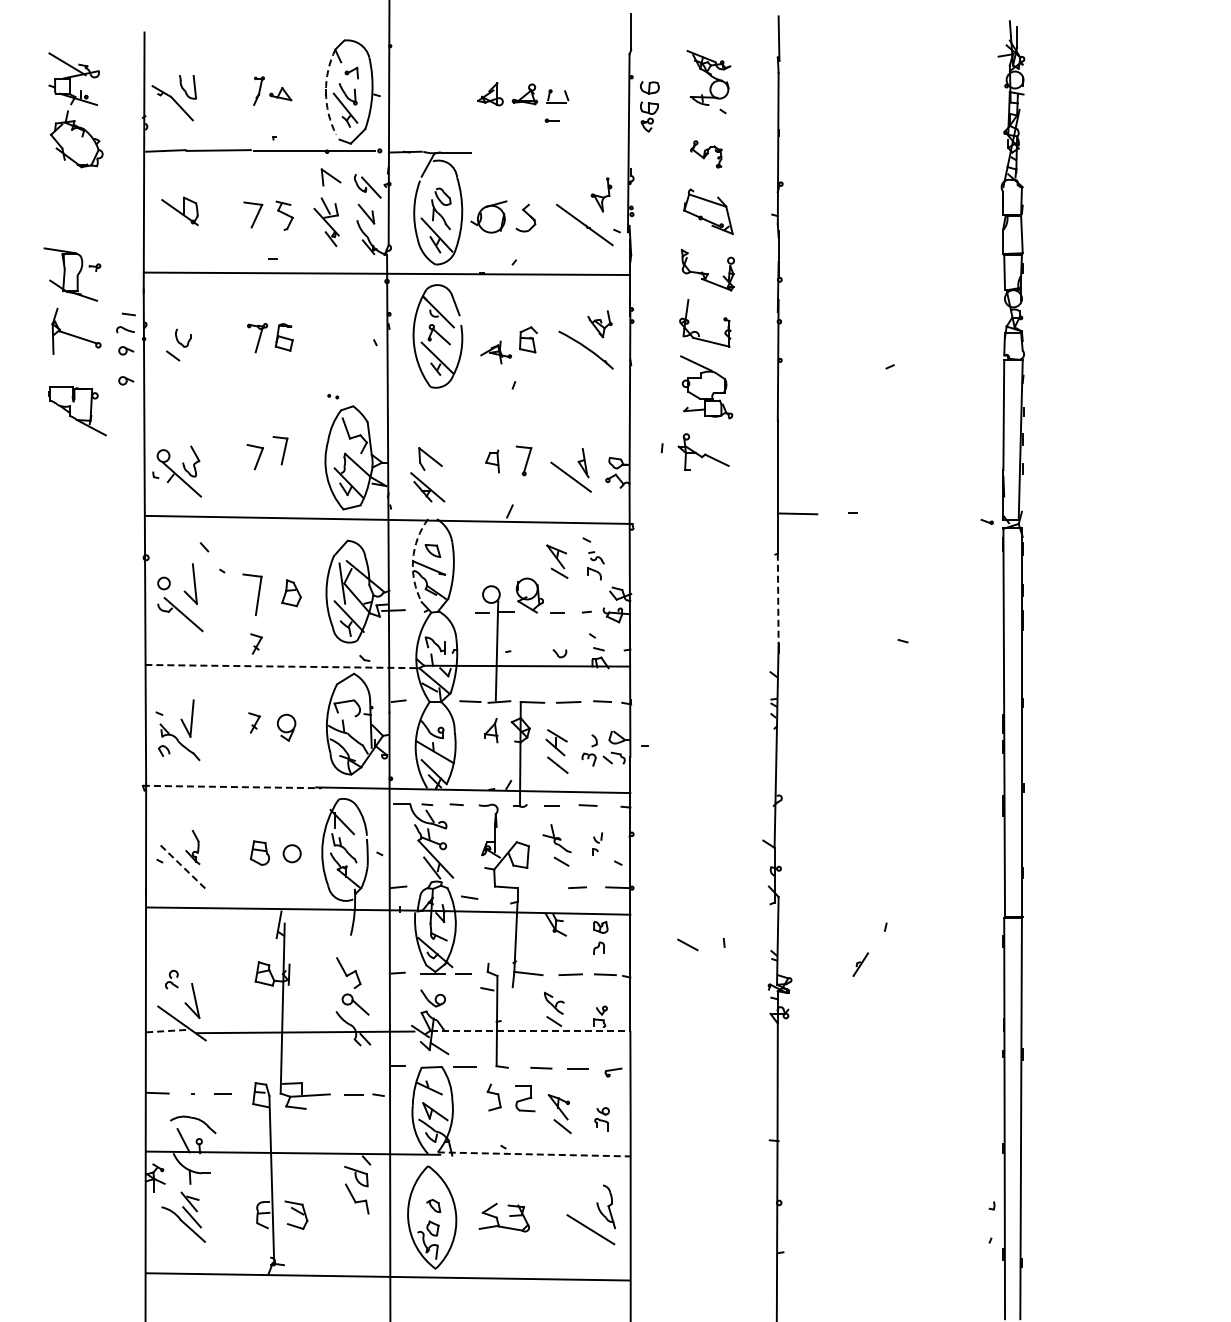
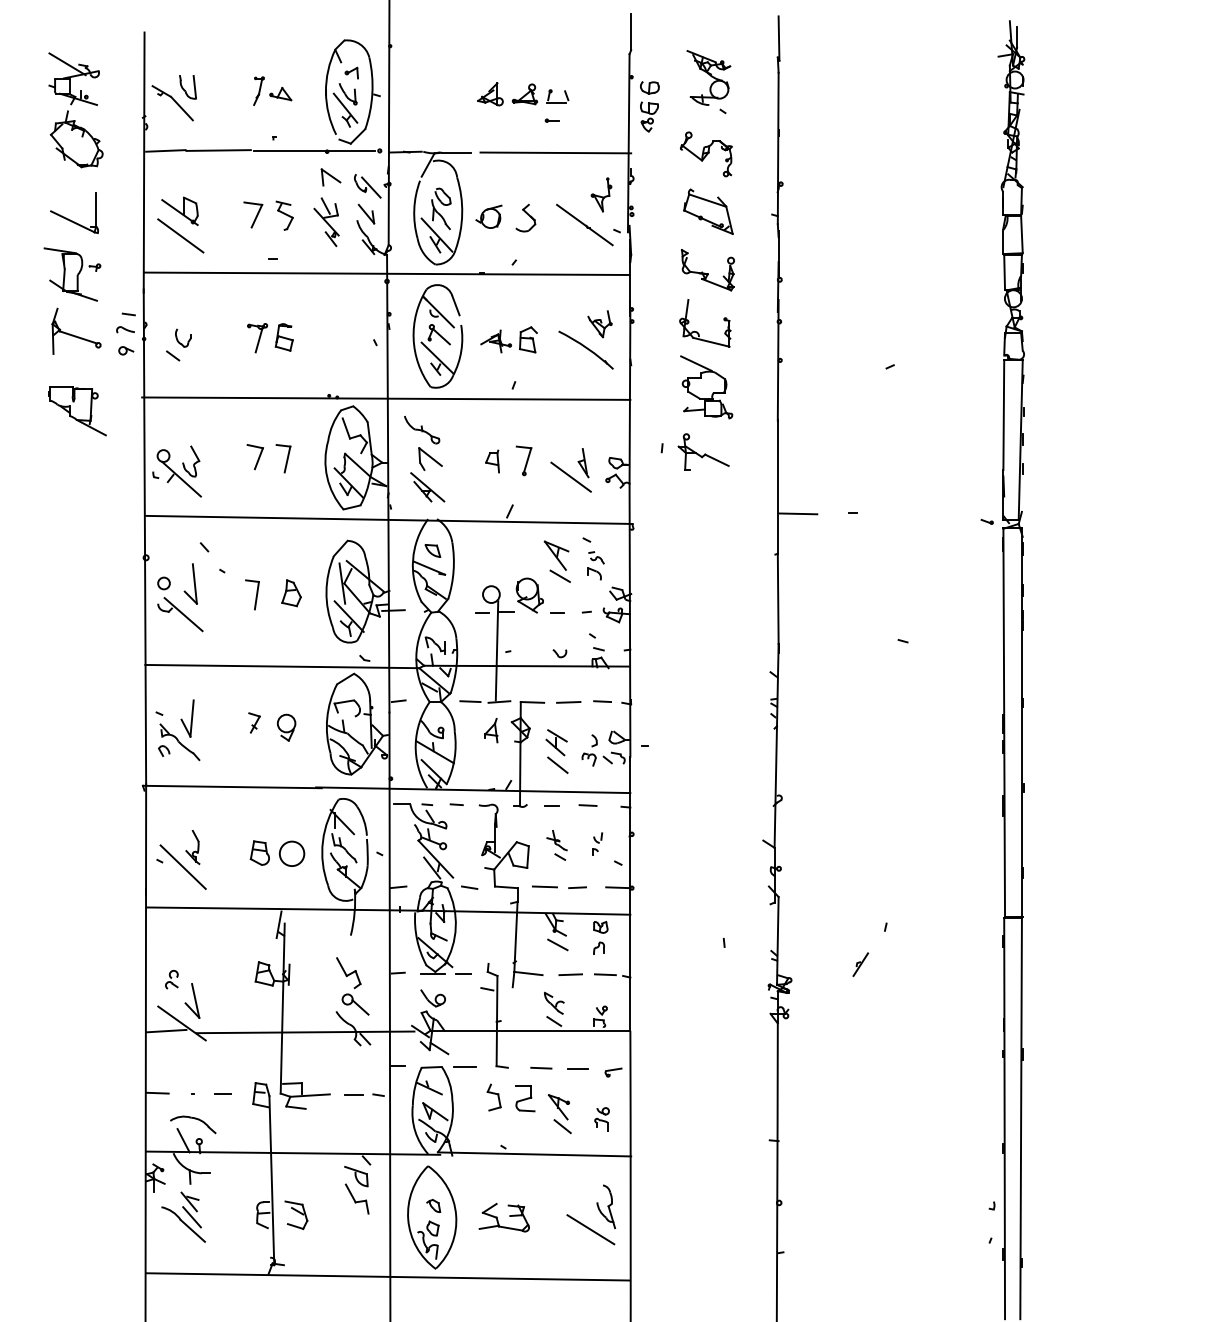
arc: dashed -> solid (325, 92)
line: none -> present (555, 152)
part size: 33x29 px -> 53x47 px (706, 154)
part size: 38x34 px -> 28x25 px (488, 216)
part: none -> present (70, 219)
line: none -> present (180, 235)
part position: (495, 352) -> (495, 341) (495, 341)
part: present -> none (126, 380)
line: none -> present (386, 398)
part: none -> present (422, 429)
part position: (280, 450) -> (283, 458) (283, 458)
arc: dashed -> solid (413, 559)
part size: 23x35 px -> 28x43 px (556, 561)
part size: 21x43 px -> 15x32 px (252, 594)
line: dashed -> solid (778, 599)
part: present -> none (256, 643)
line: dashed -> solid (282, 666)
line: dashed -> solid (232, 787)
part size: 30x43 px -> 22x31 px (556, 845)
circle size: 20x20 px -> 27x27 px (292, 853)
line: dashed -> solid (183, 867)
line: none -> present (544, 886)
line position: (469, 897) -> (469, 887) (469, 887)
line position: (687, 944) -> (557, 944) (557, 944)
line: dashed -> solid (530, 1030)
line: dashed -> solid (166, 1031)
line: dashed -> solid (534, 1154)
